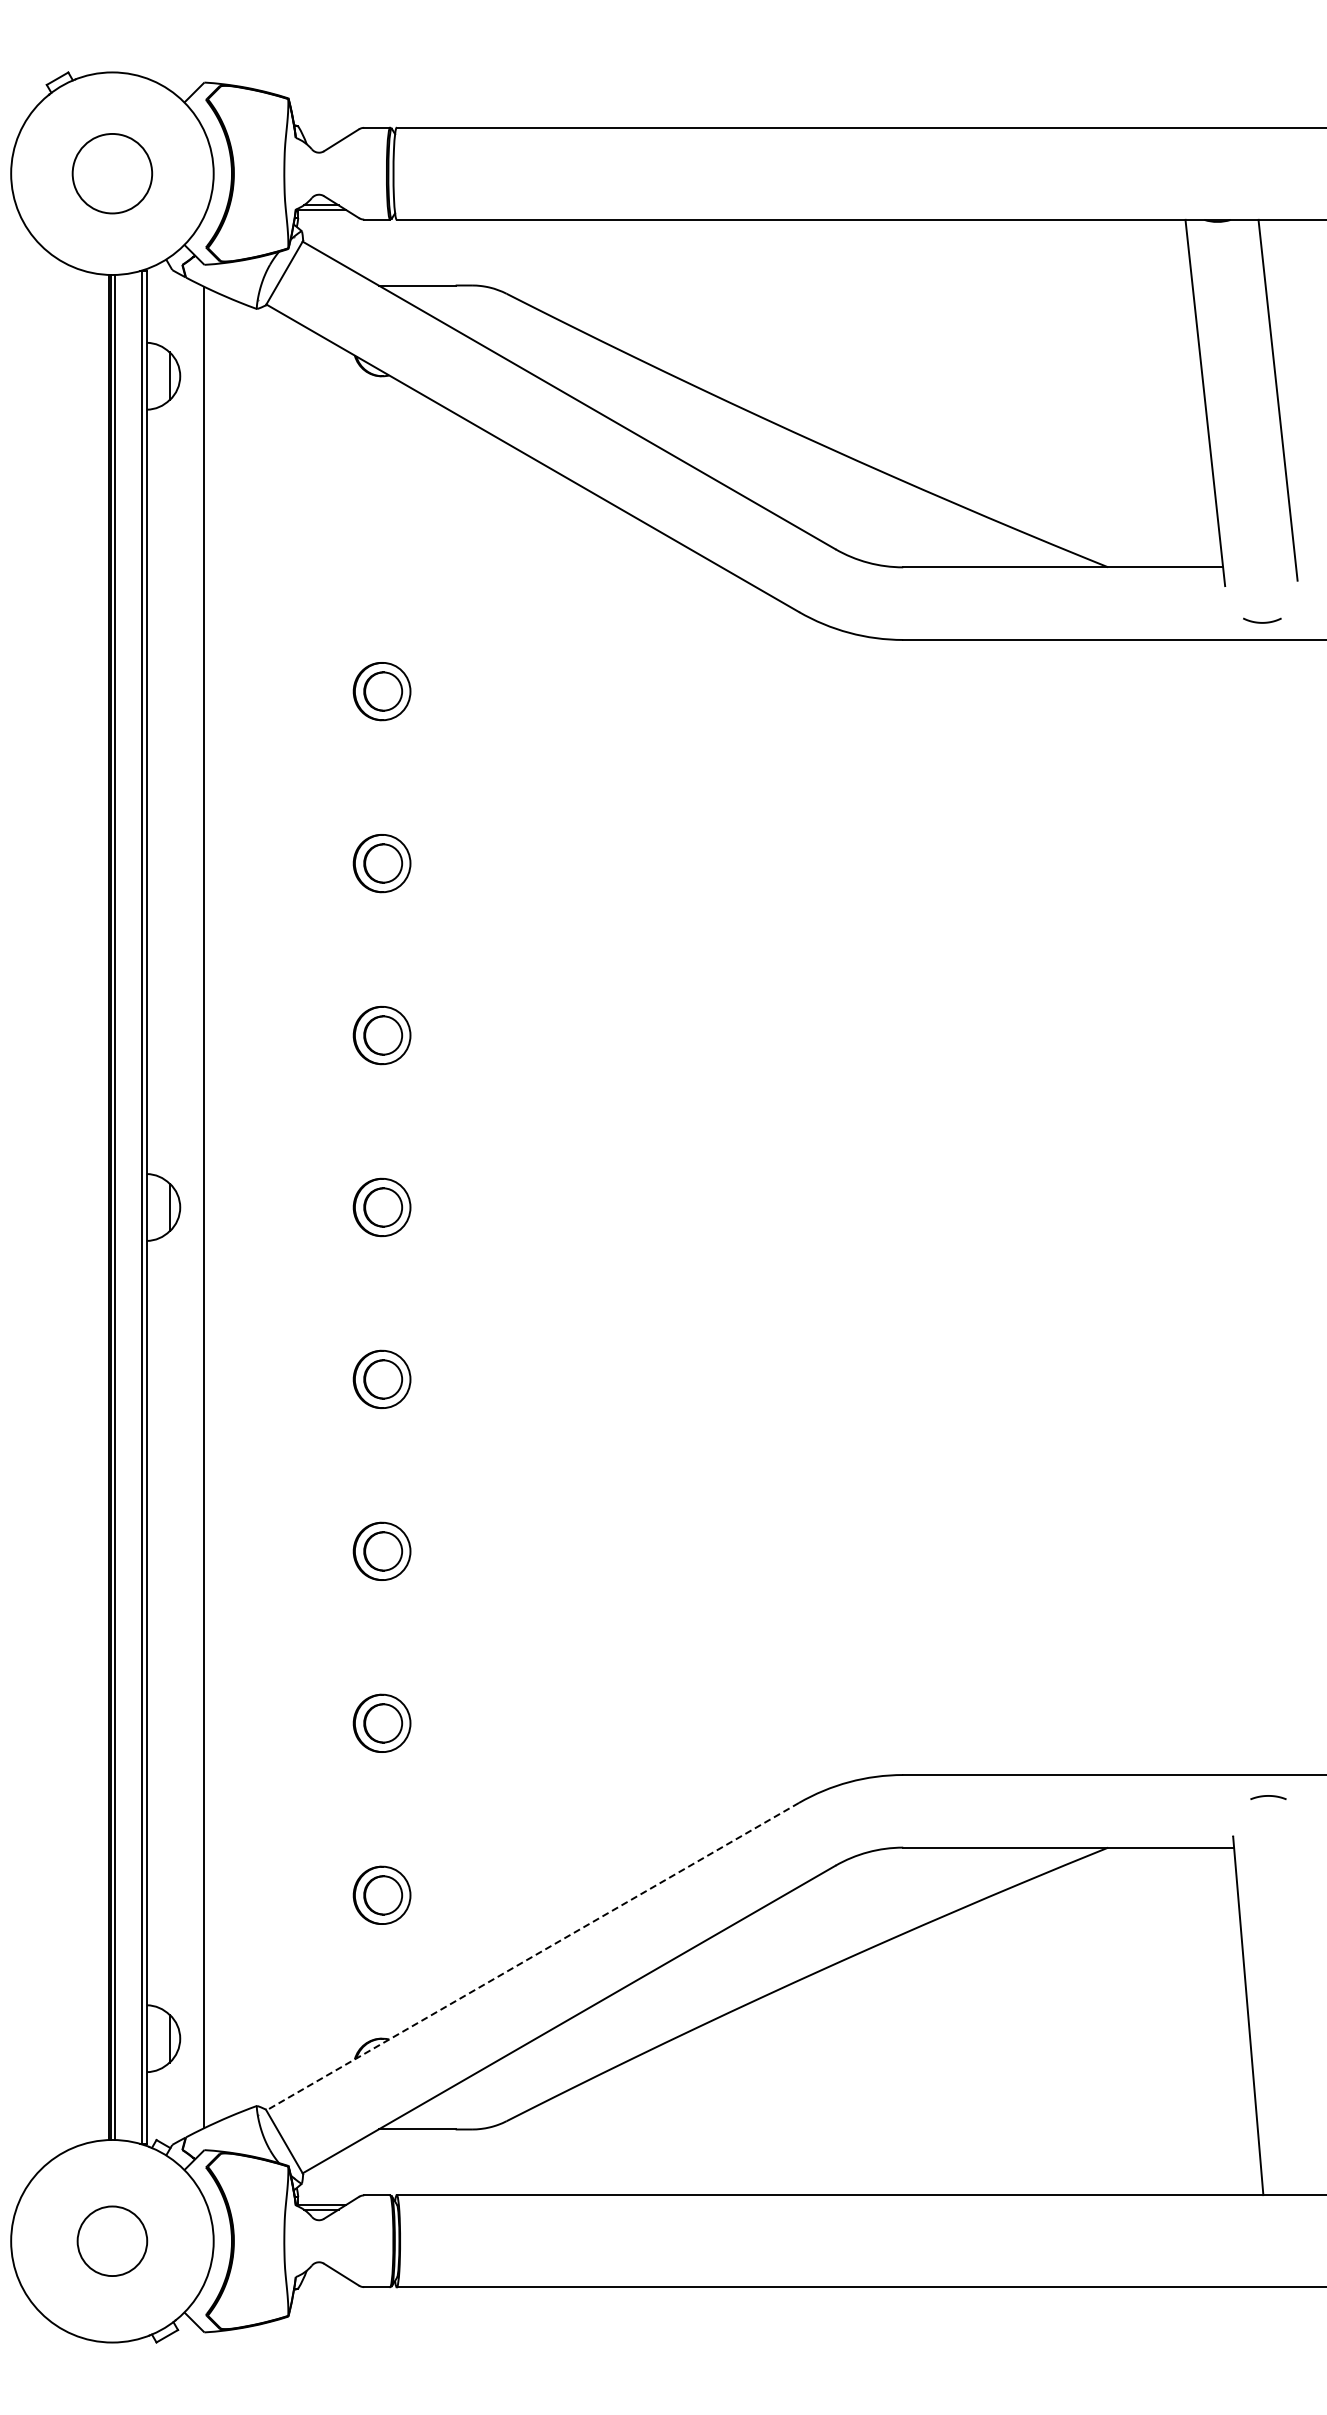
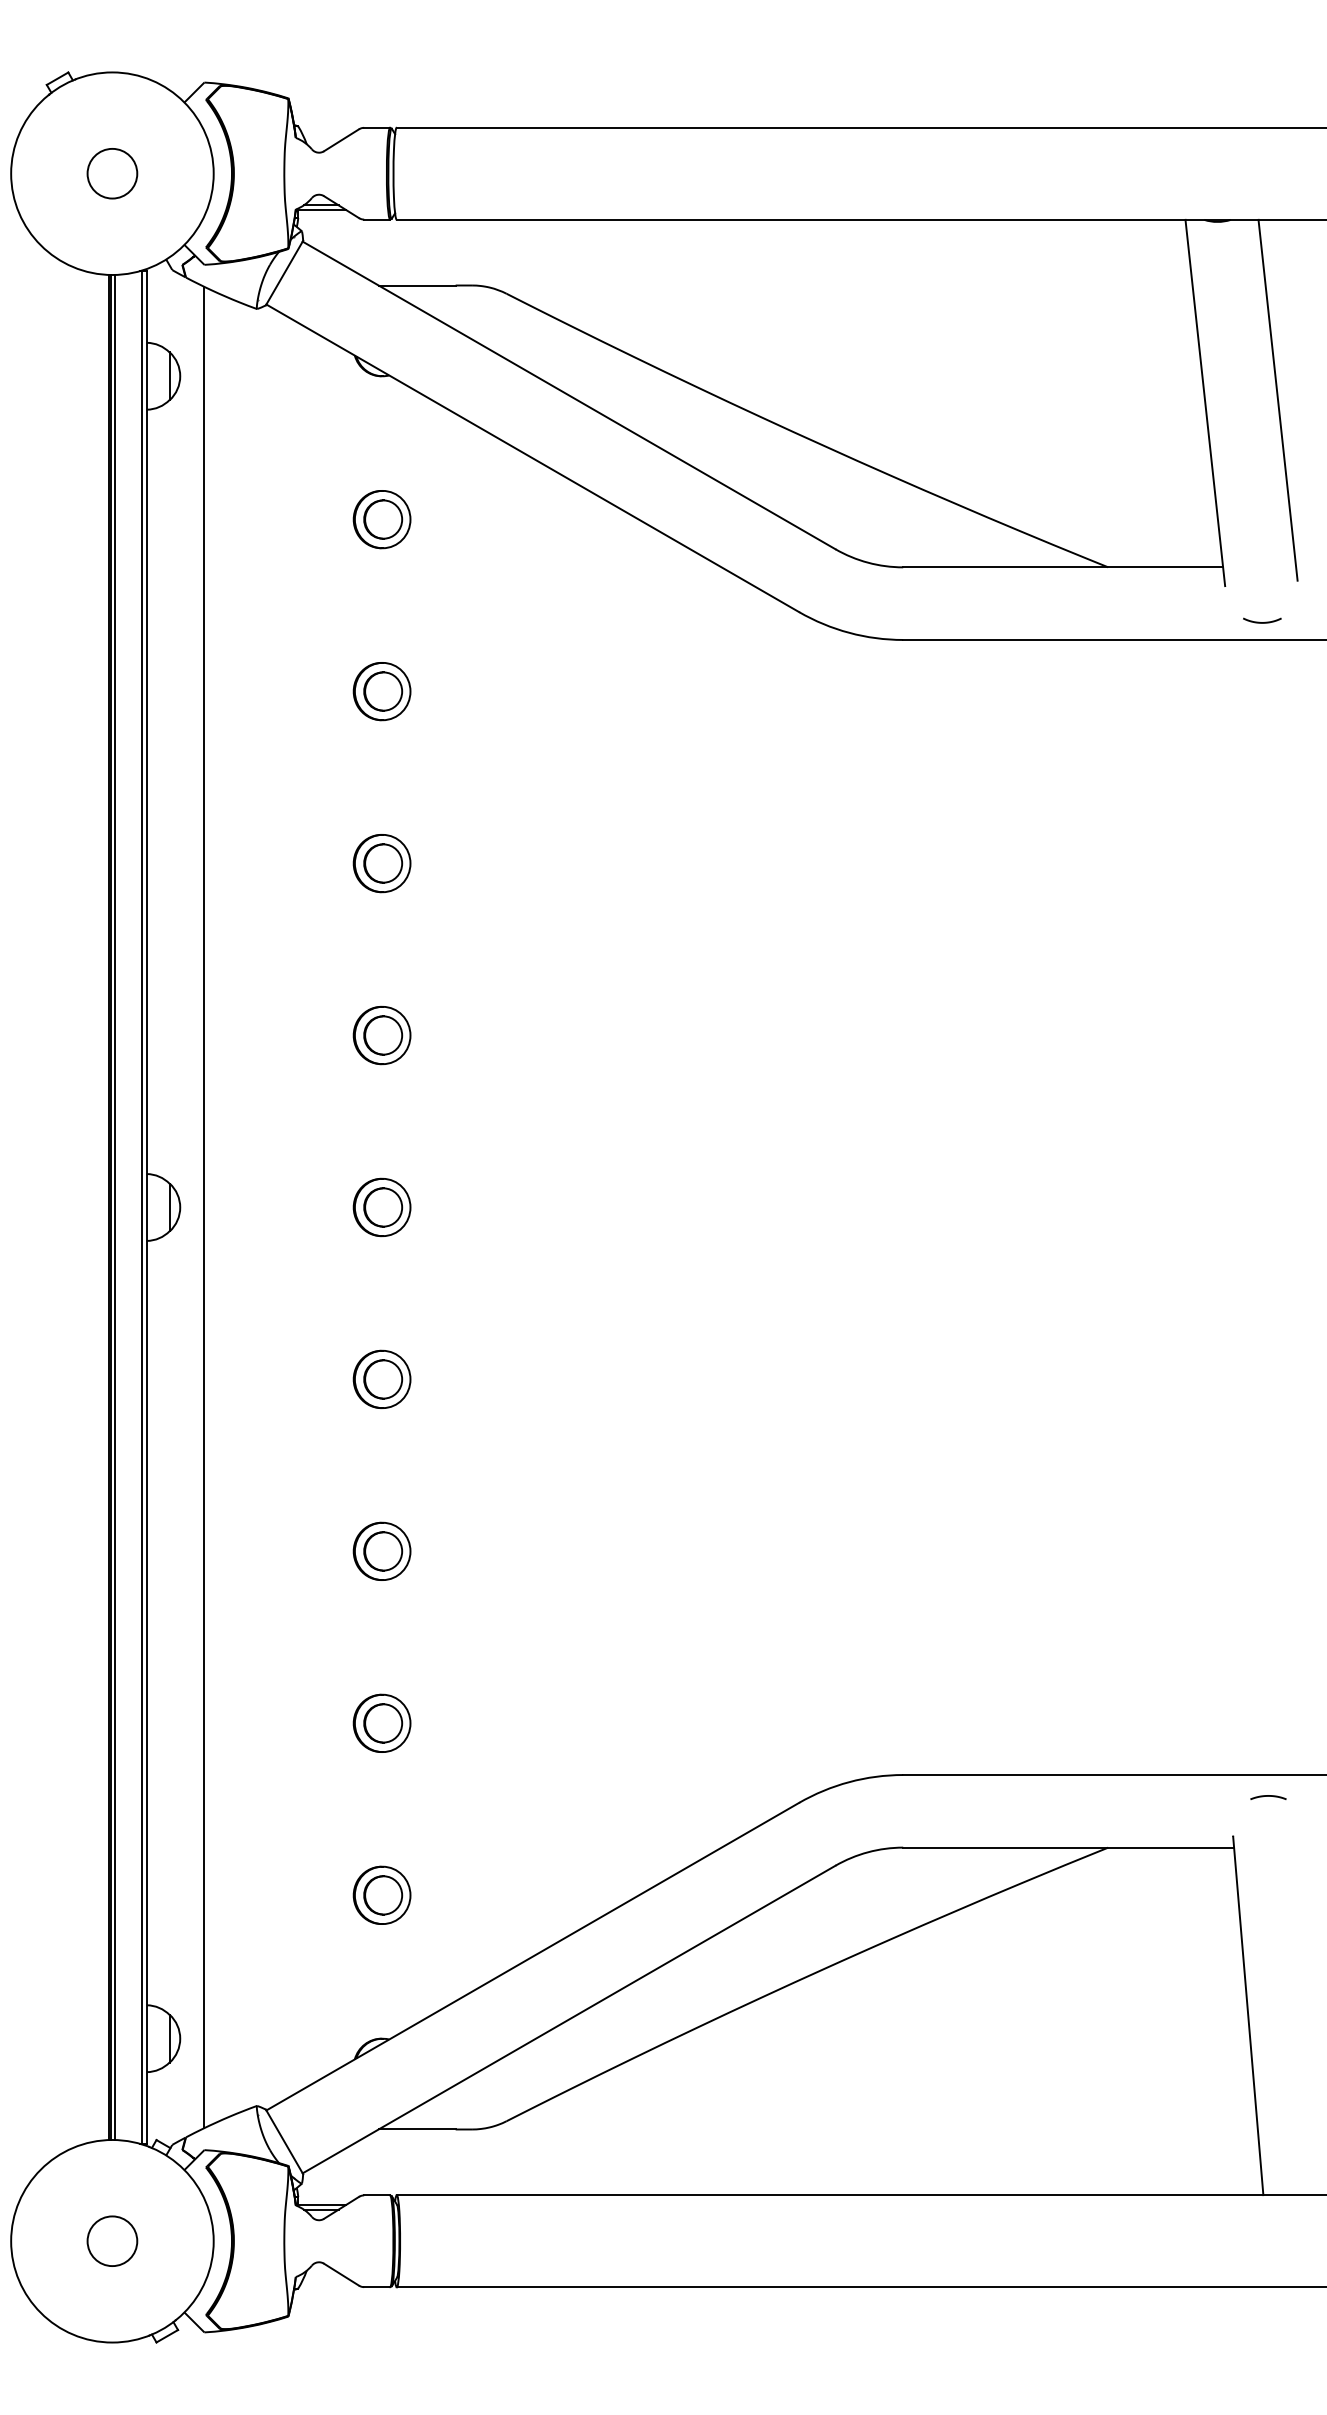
circle diameter: 79 px -> 50 px (112, 173)
part: none -> present (381, 519)
line: dashed -> solid (532, 1956)
circle diameter: 70 px -> 50 px (112, 2241)
